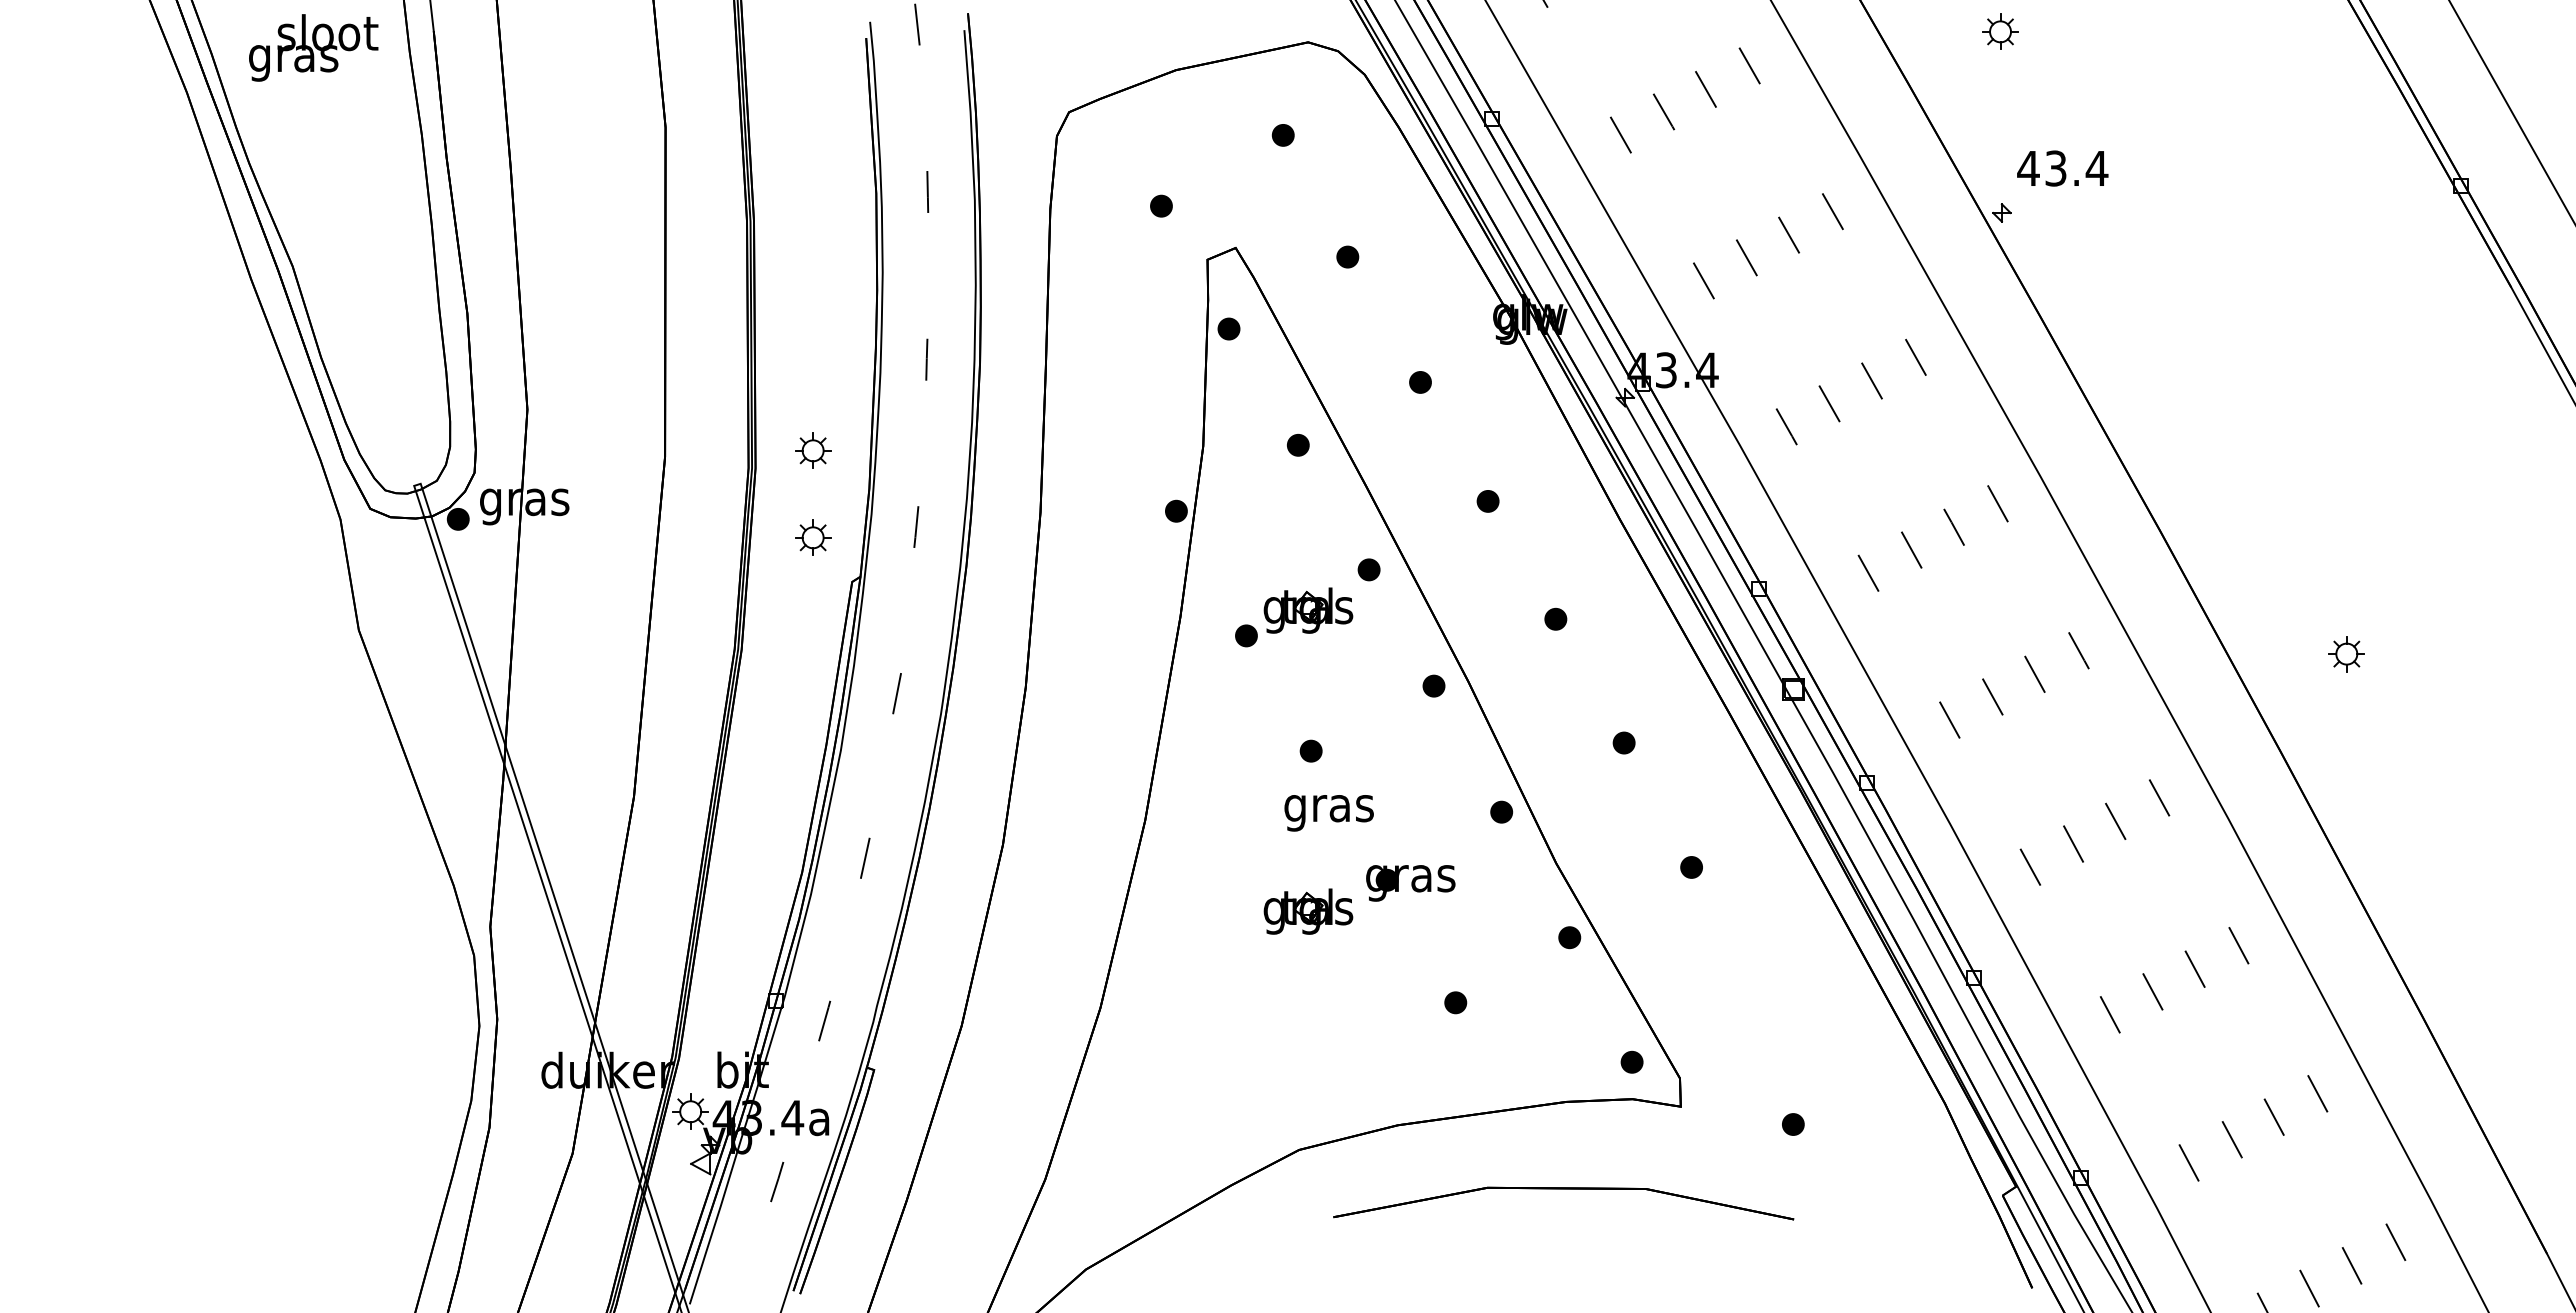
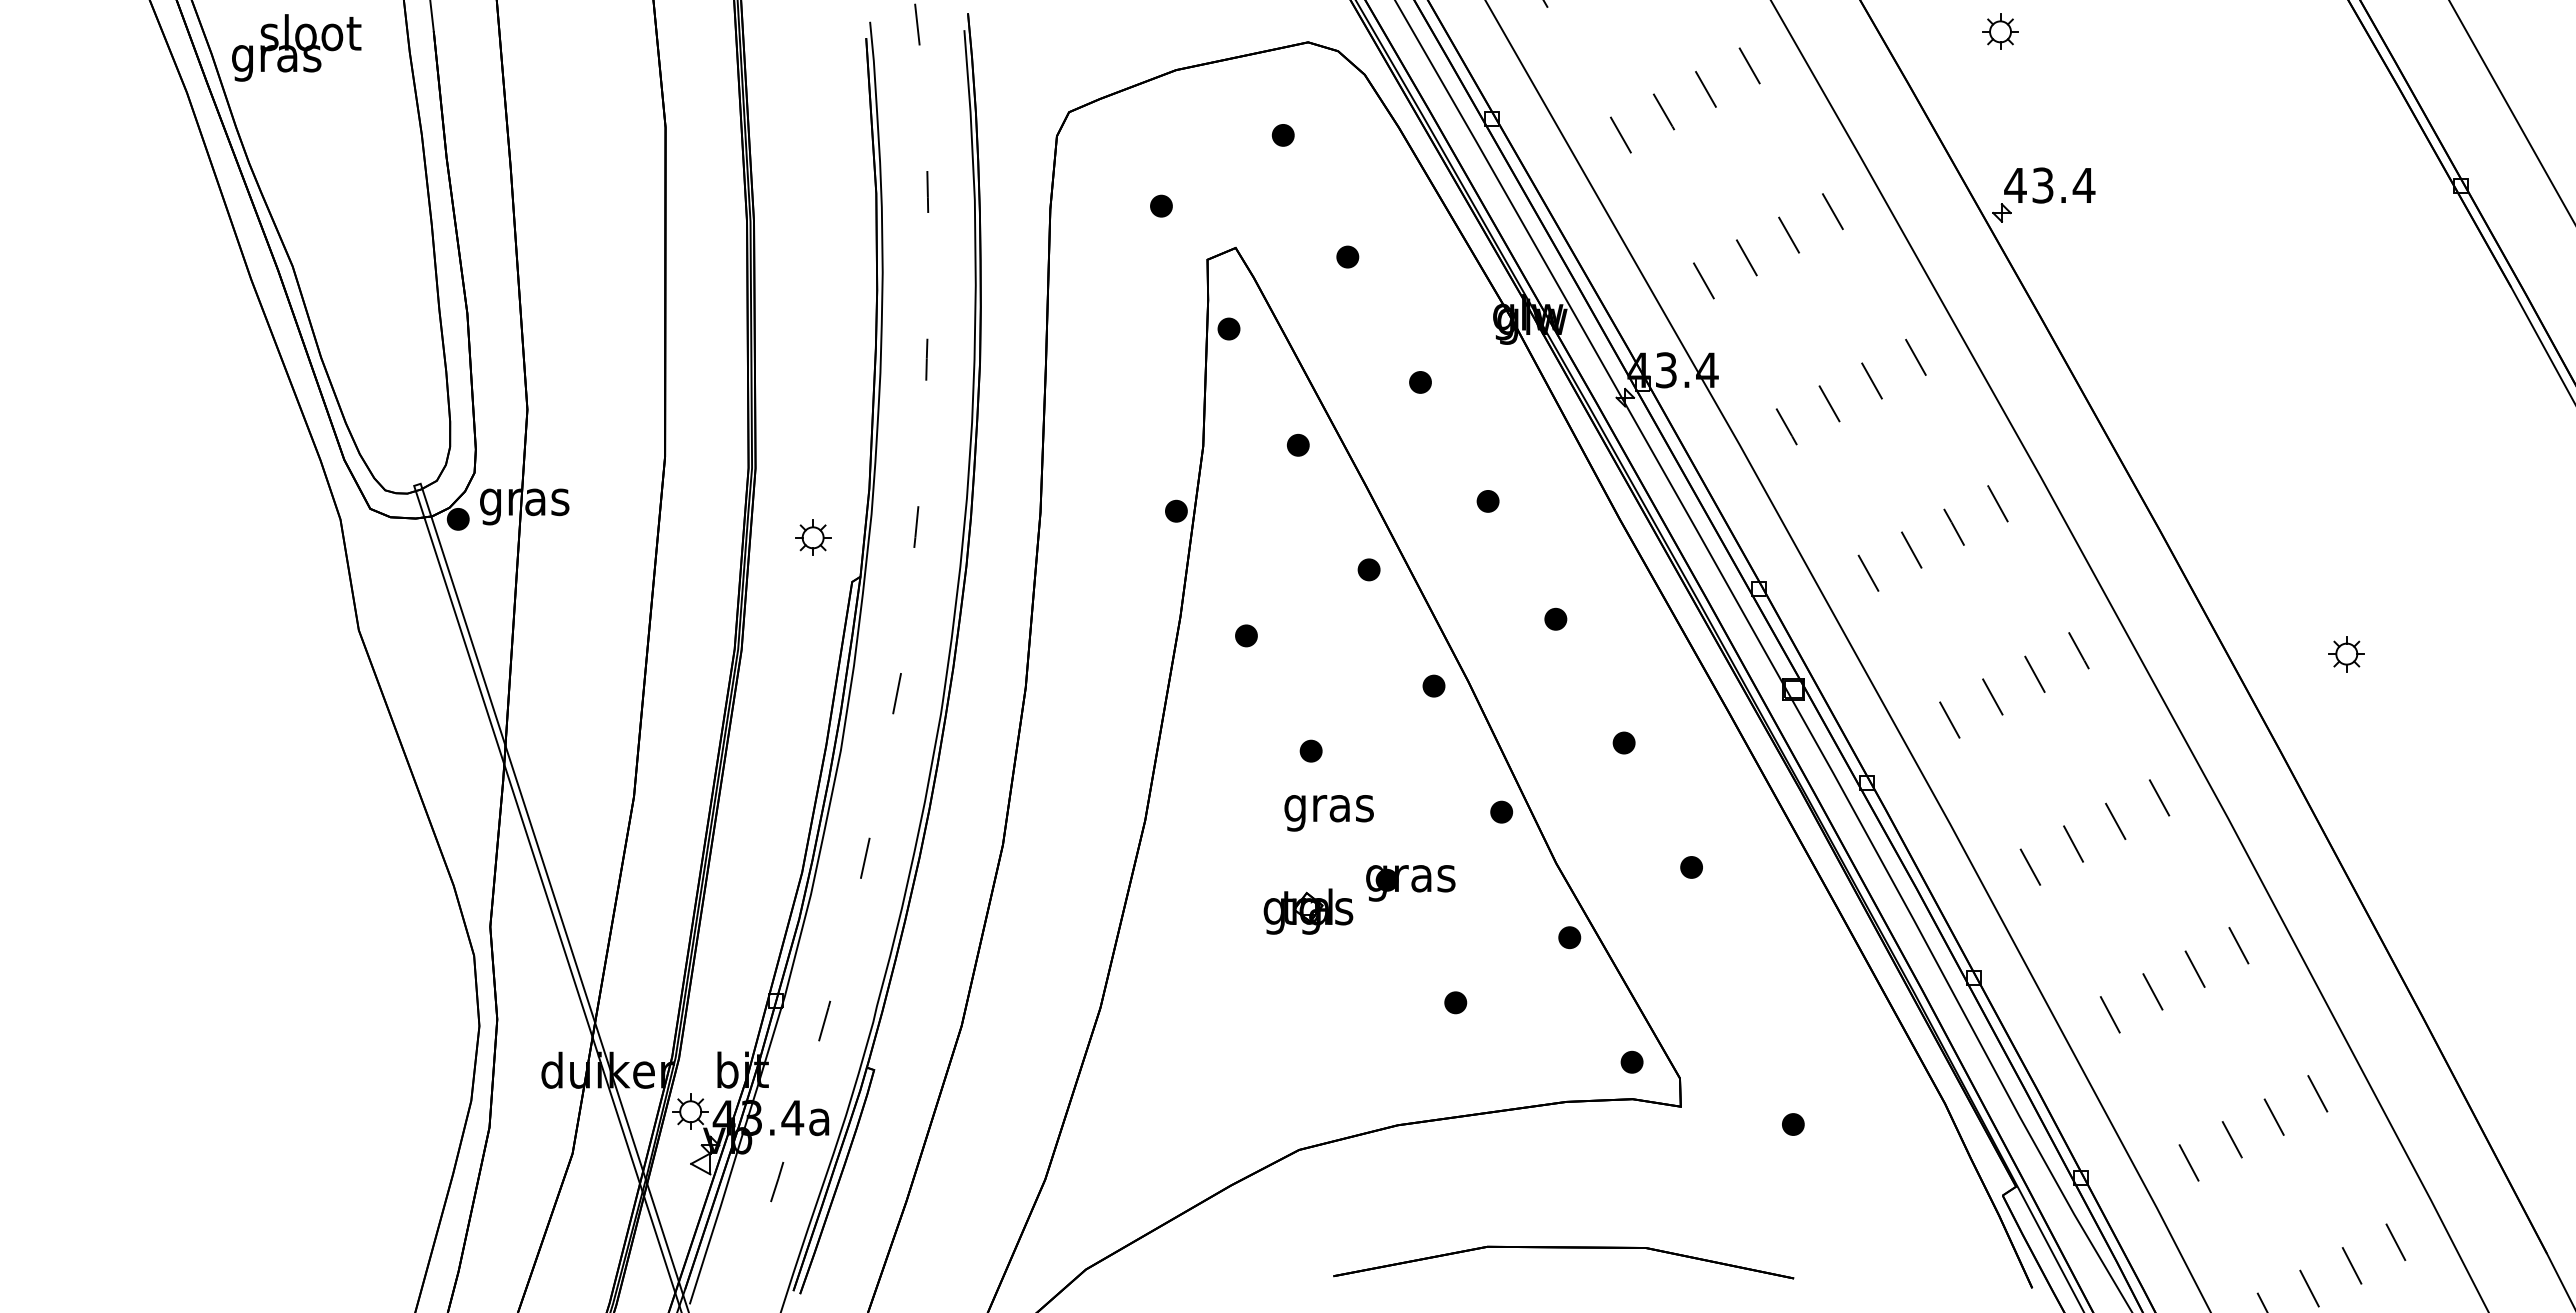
text position: (313, 47) -> (296, 47) (296, 47)
text position: (2062, 168) -> (2049, 185) (2049, 185)
part: present -> none (813, 450)
part: present -> none (1308, 610)
part position: (1563, 1189) -> (1563, 1248) (1563, 1248)
